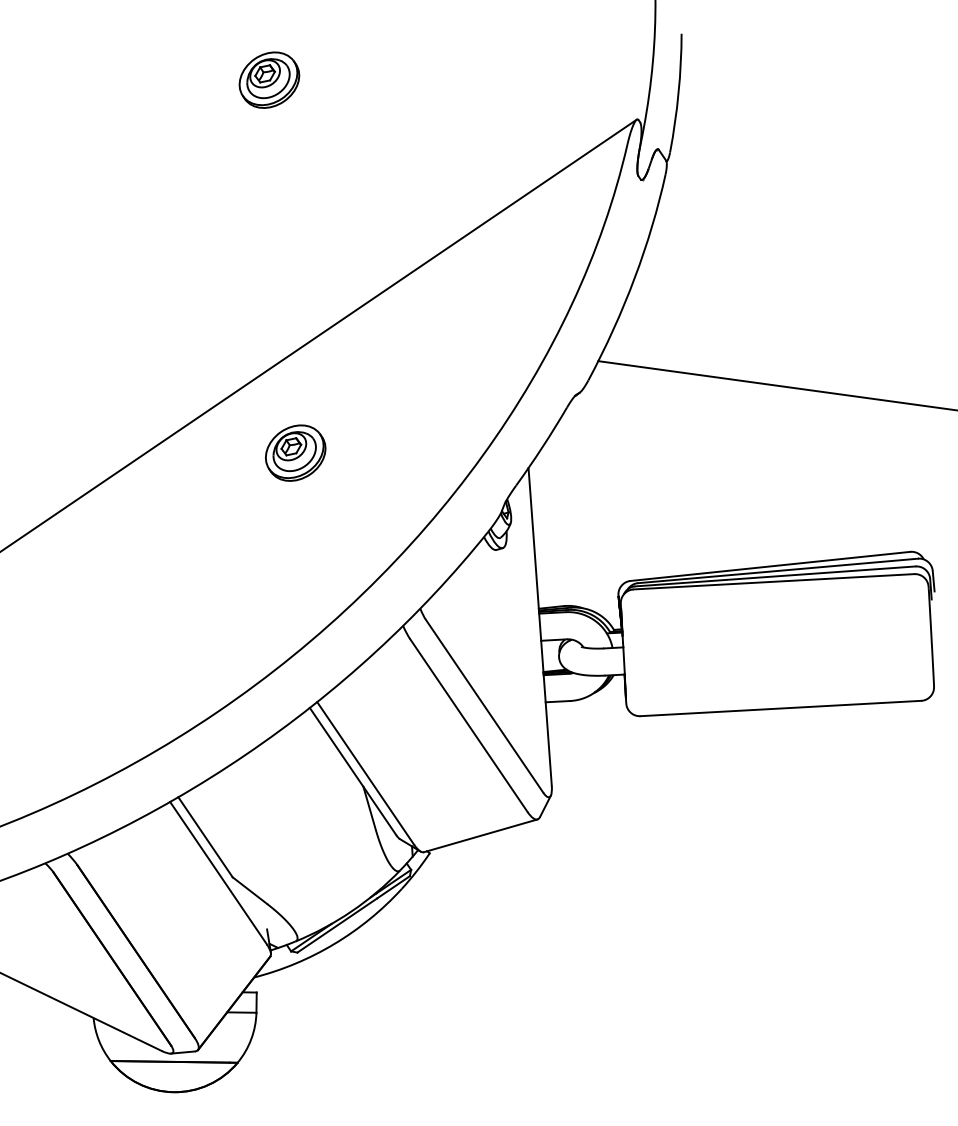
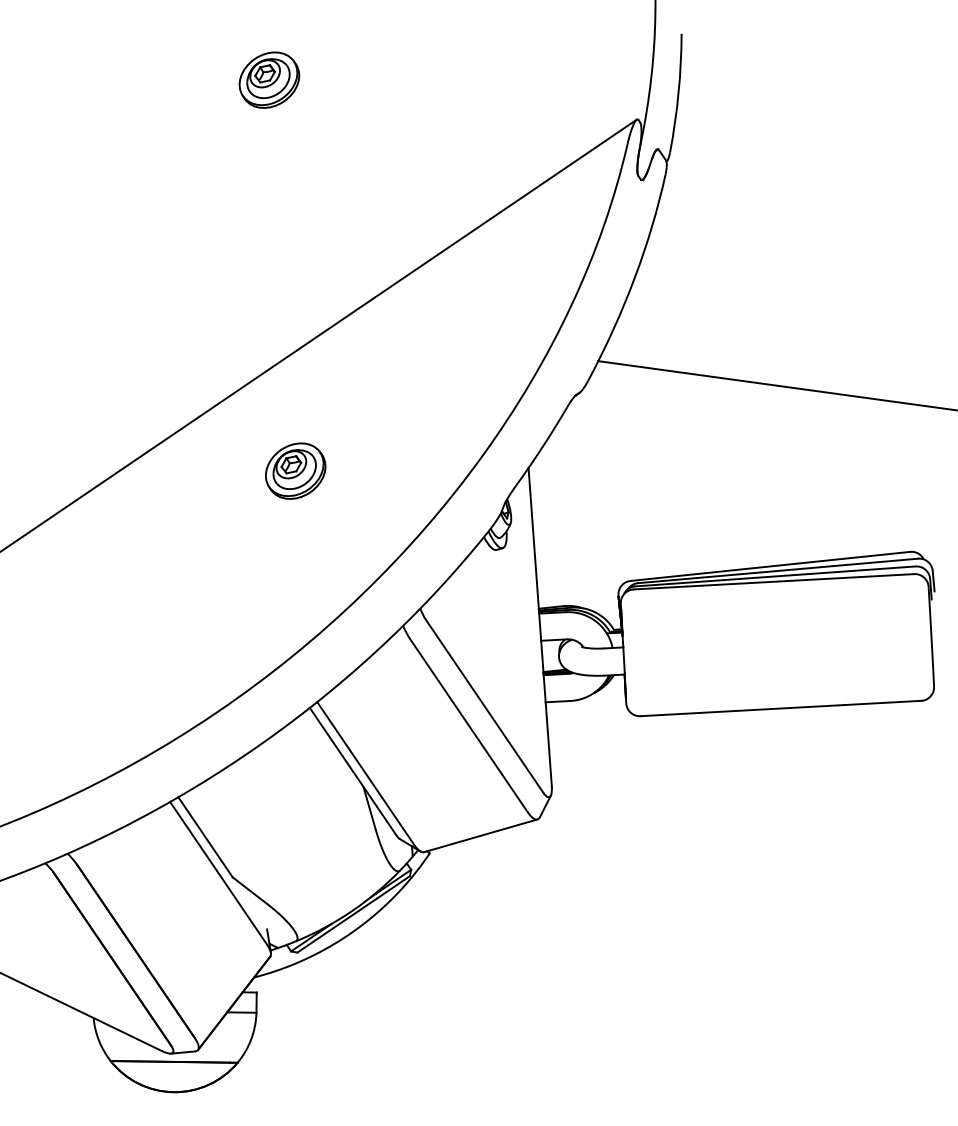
part position: (295, 452) -> (295, 470) (295, 470)
